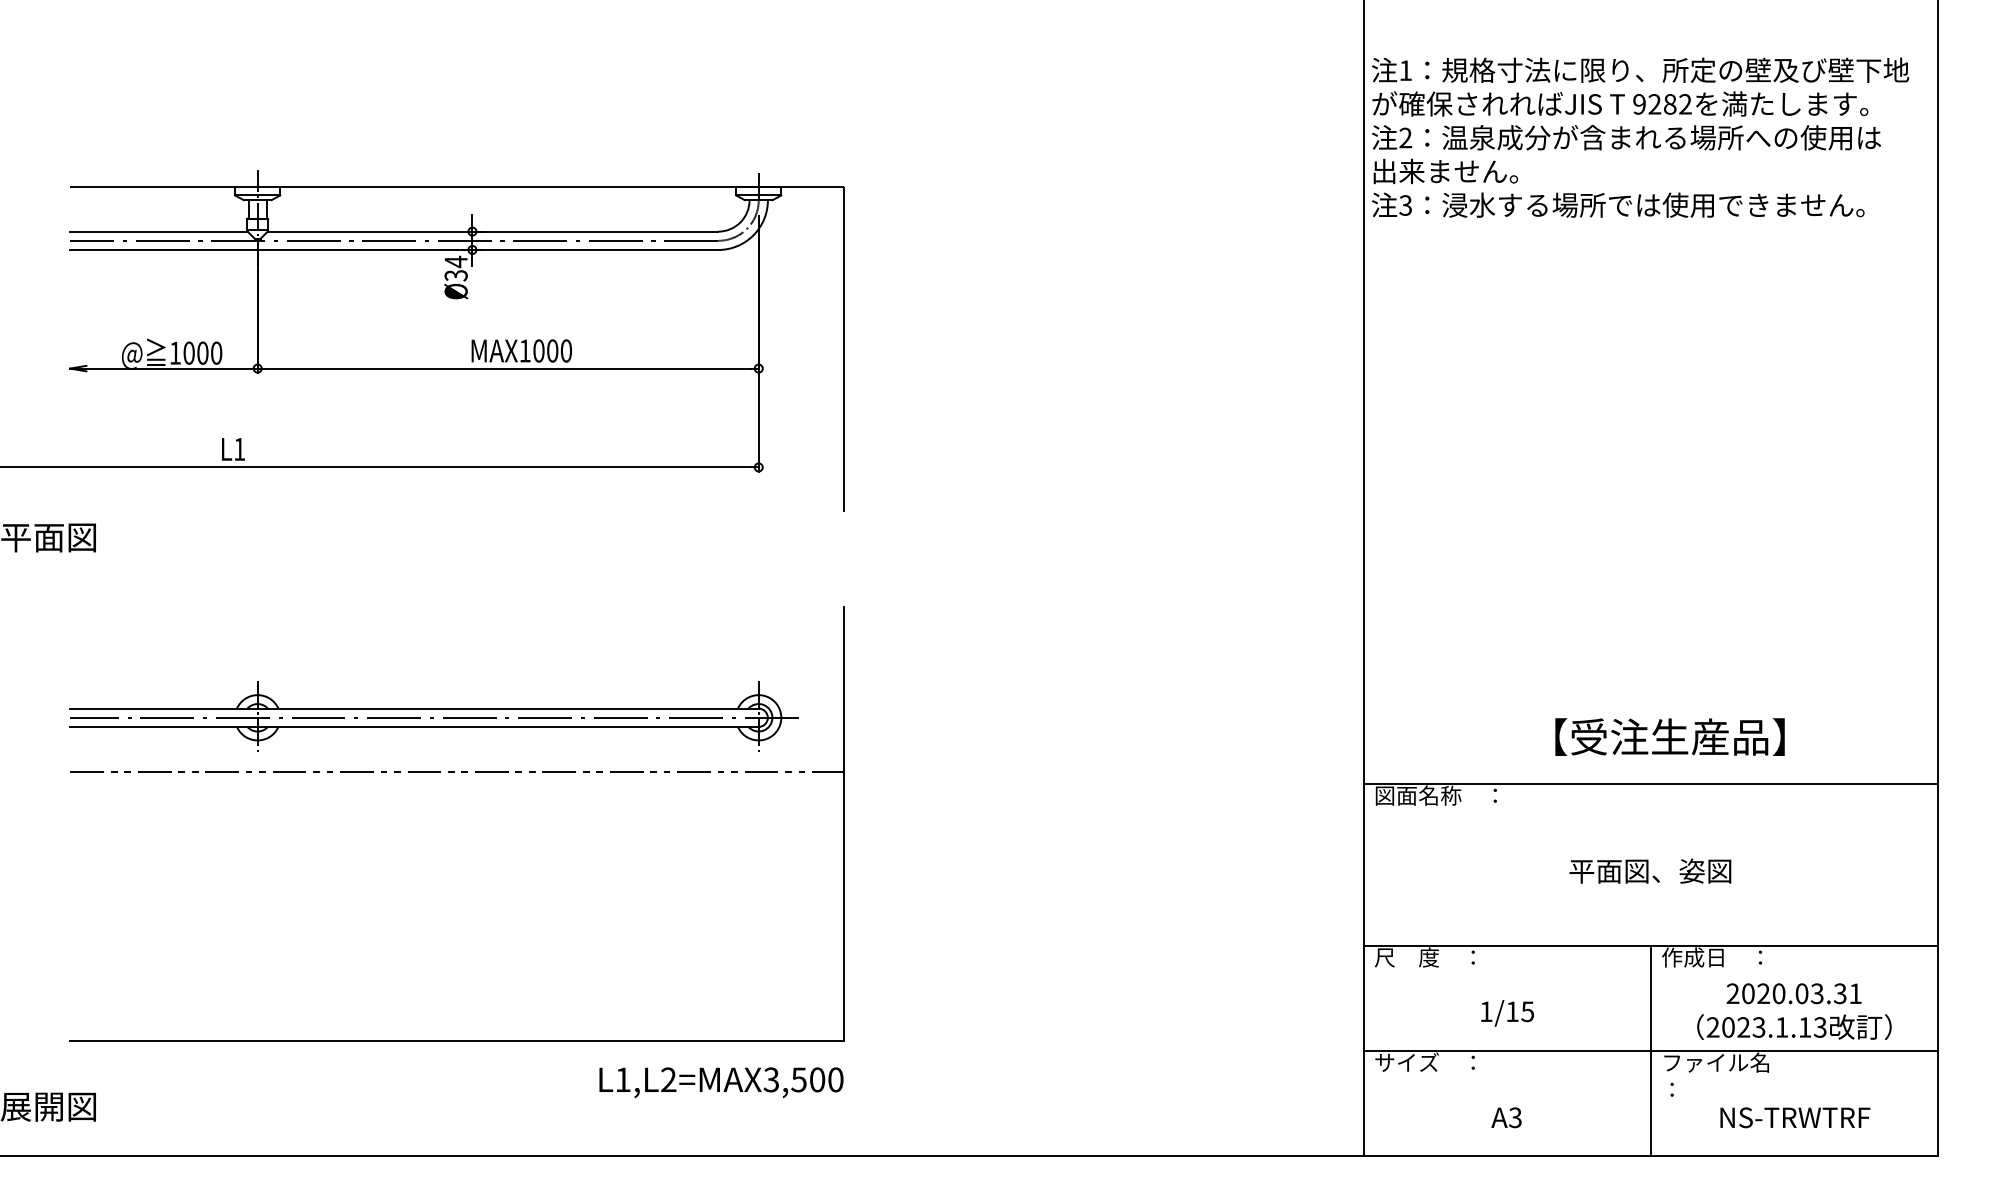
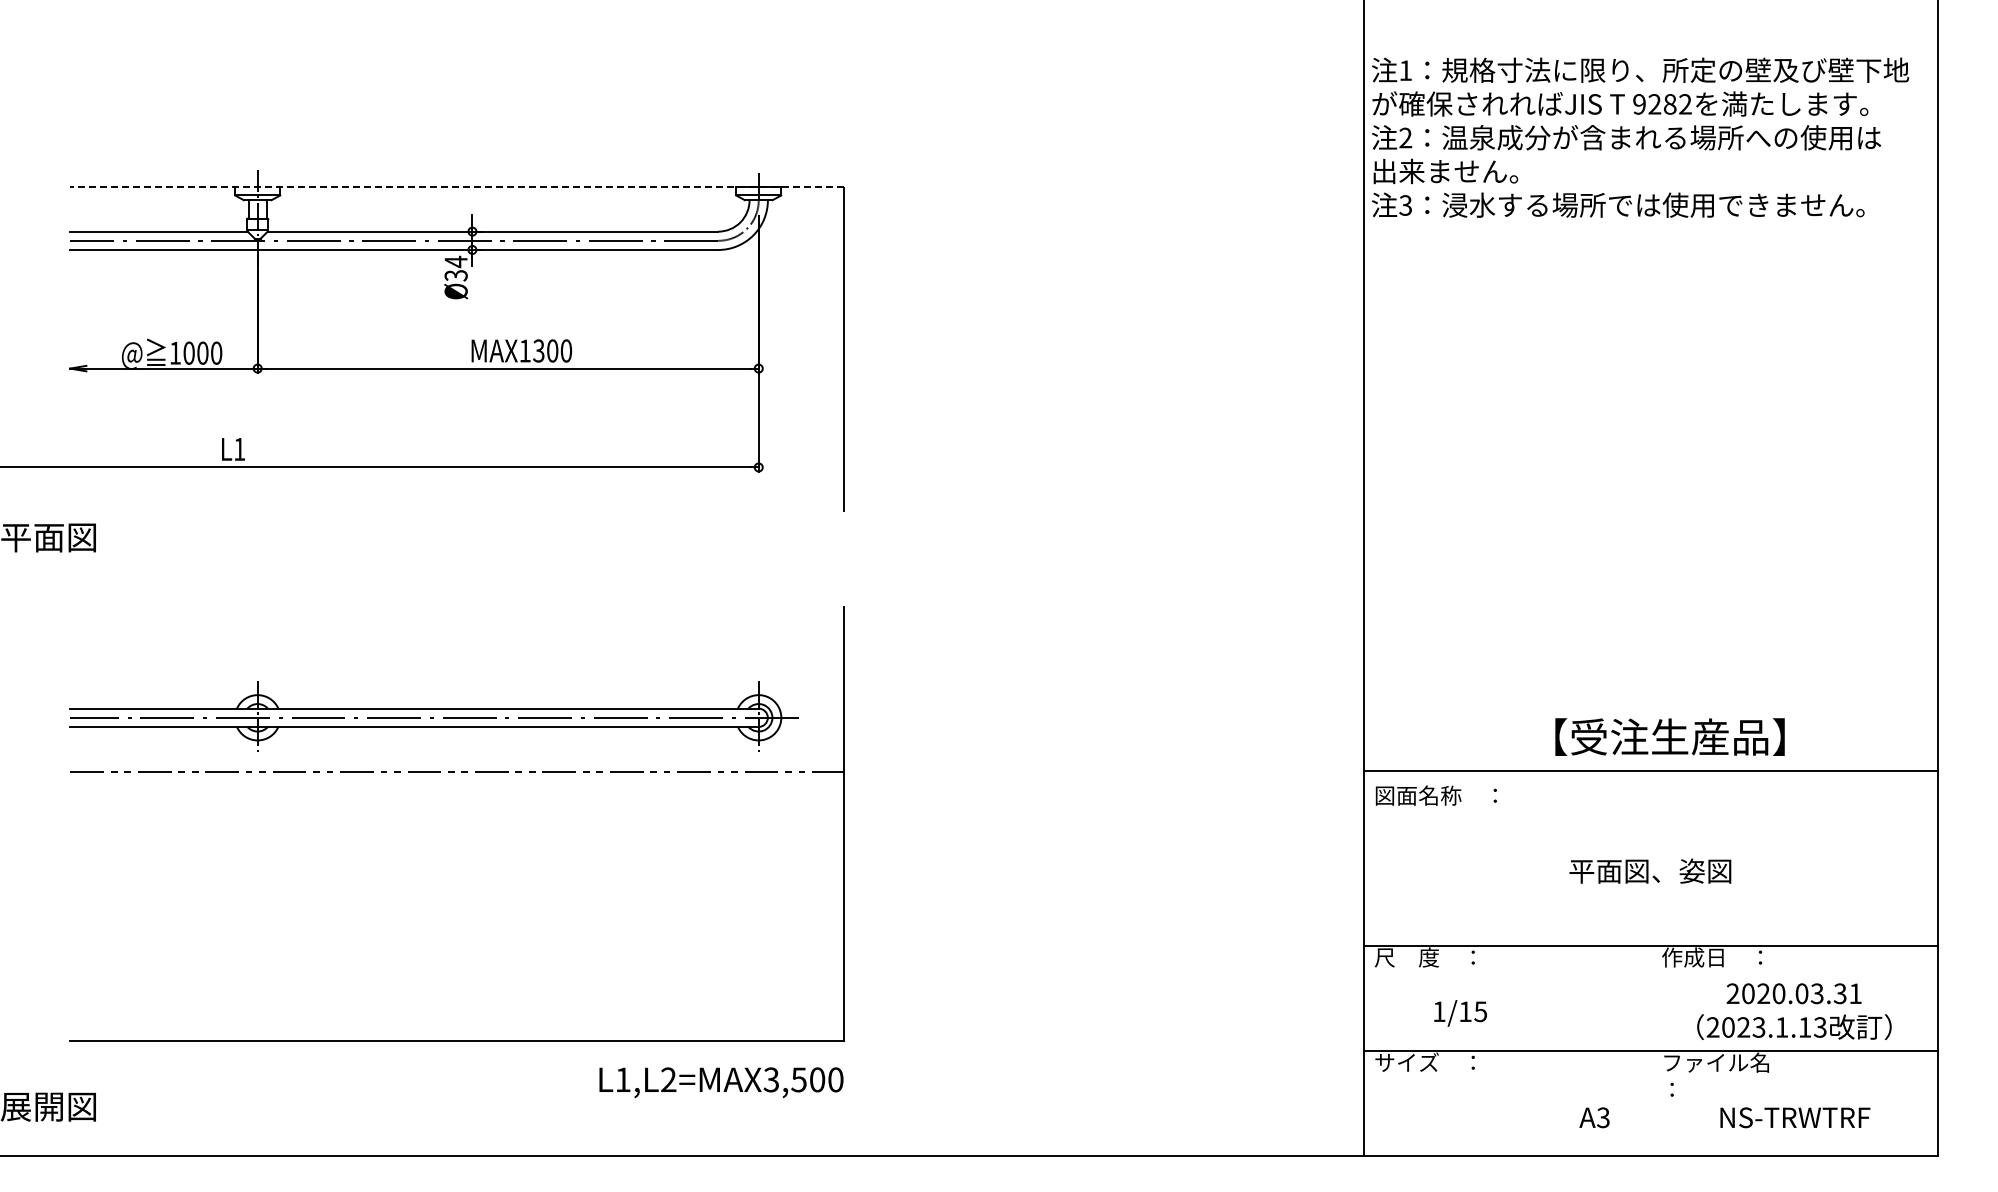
line: solid -> dashed (456, 186)
text: MAX1000 -> MAX1300 (538, 350)
line position: (1650, 784) -> (1650, 771) (1650, 771)
text position: (1507, 1013) -> (1460, 1013) (1460, 1013)
line: present -> none (1650, 1050)
text position: (1506, 1117) -> (1594, 1117) (1594, 1117)
